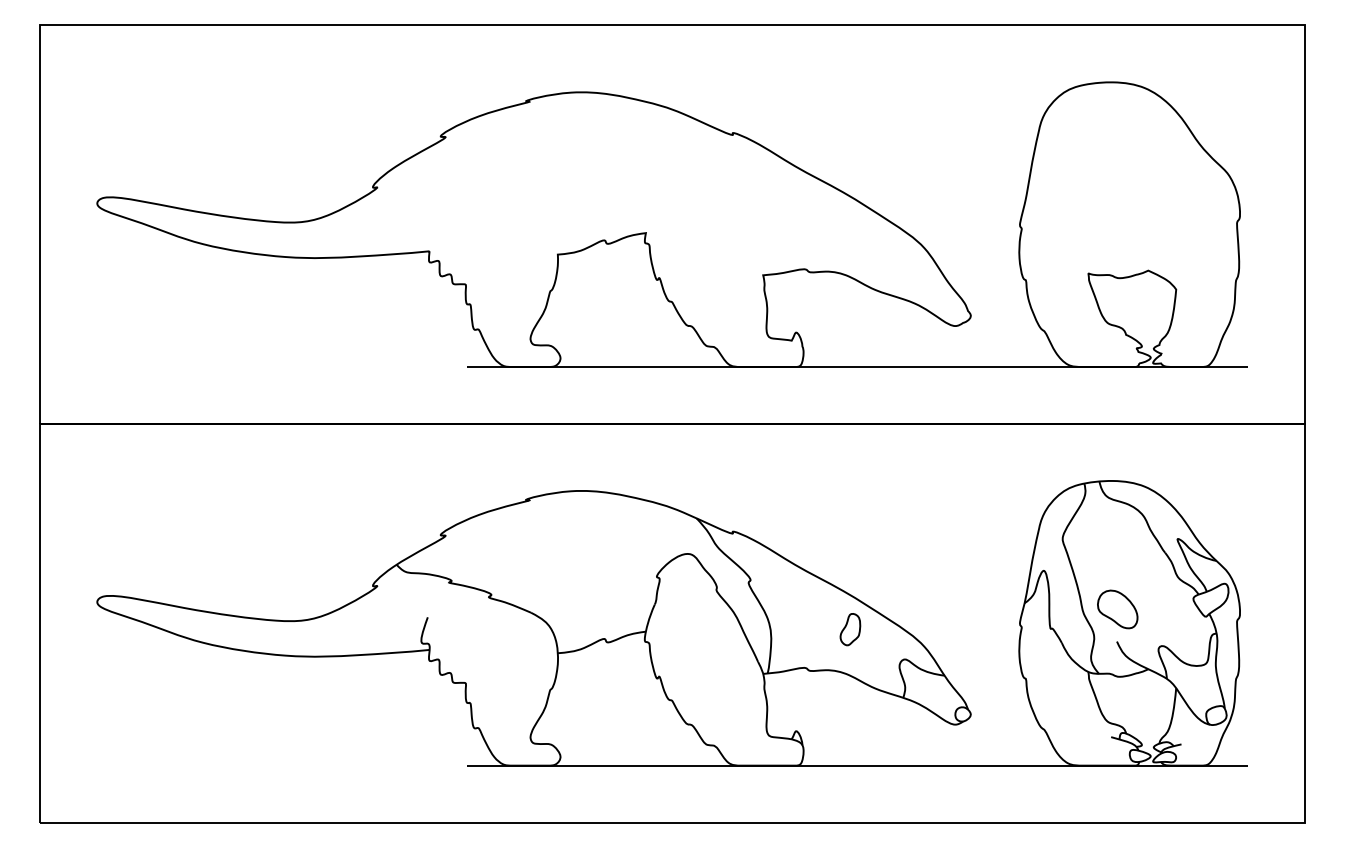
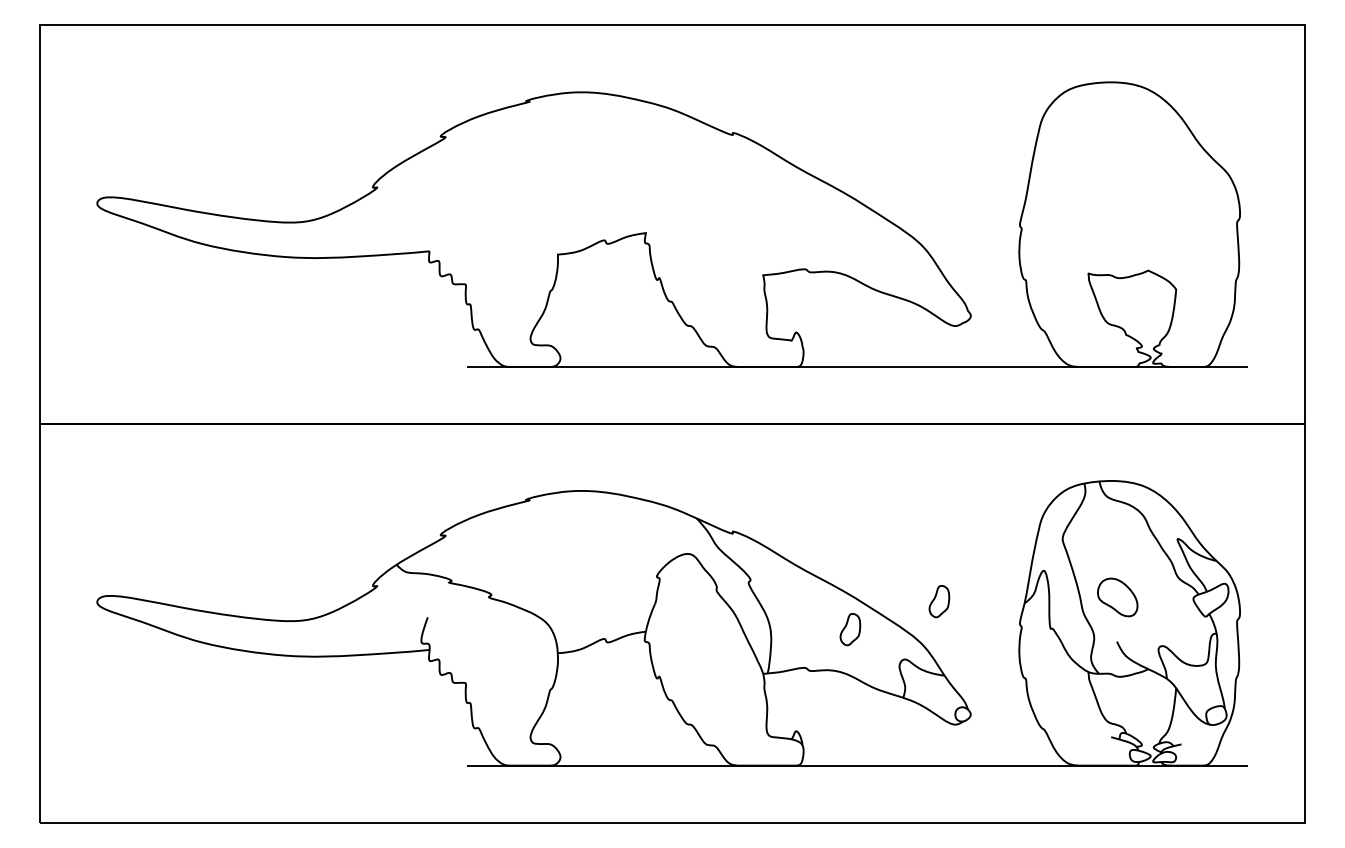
part: none -> present (939, 601)
part position: (1117, 609) -> (1117, 597) (1117, 597)
